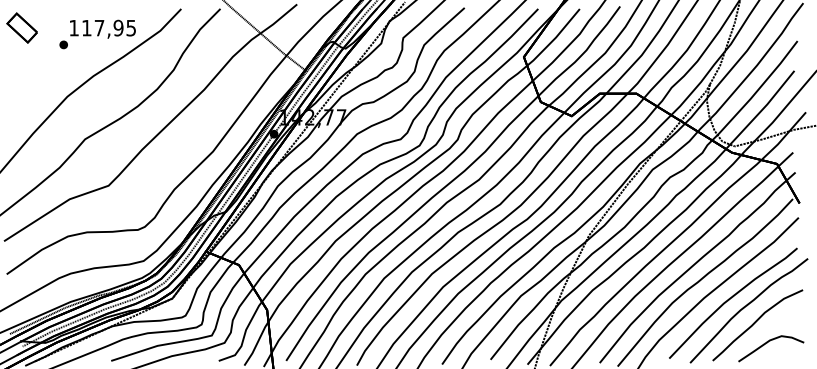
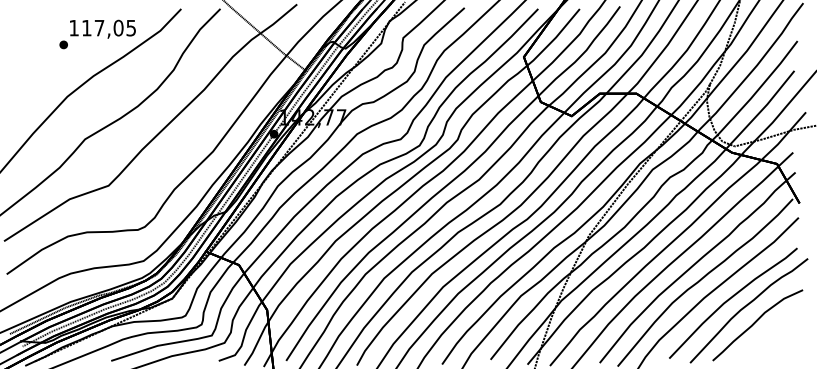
part: present -> none (21, 27)
text: 117,95 -> 117,05 (118, 28)
curve: present -> none (767, 343)
